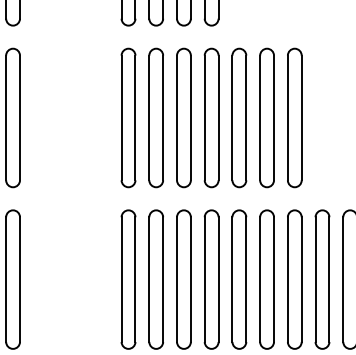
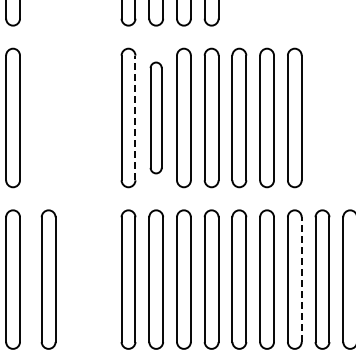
line: solid -> dashed (135, 117)
part size: 16x142 px -> 14x114 px (155, 117)
part: none -> present (48, 279)
line: solid -> dashed (301, 279)
